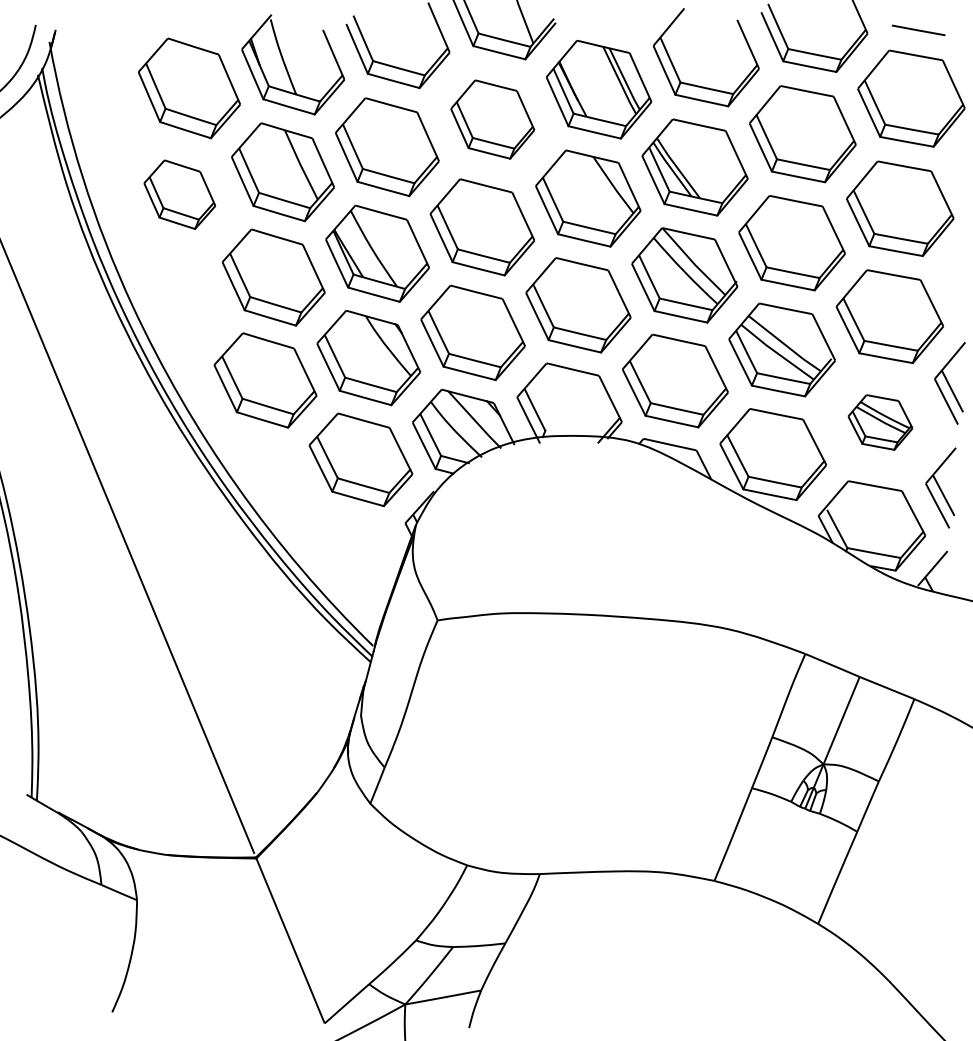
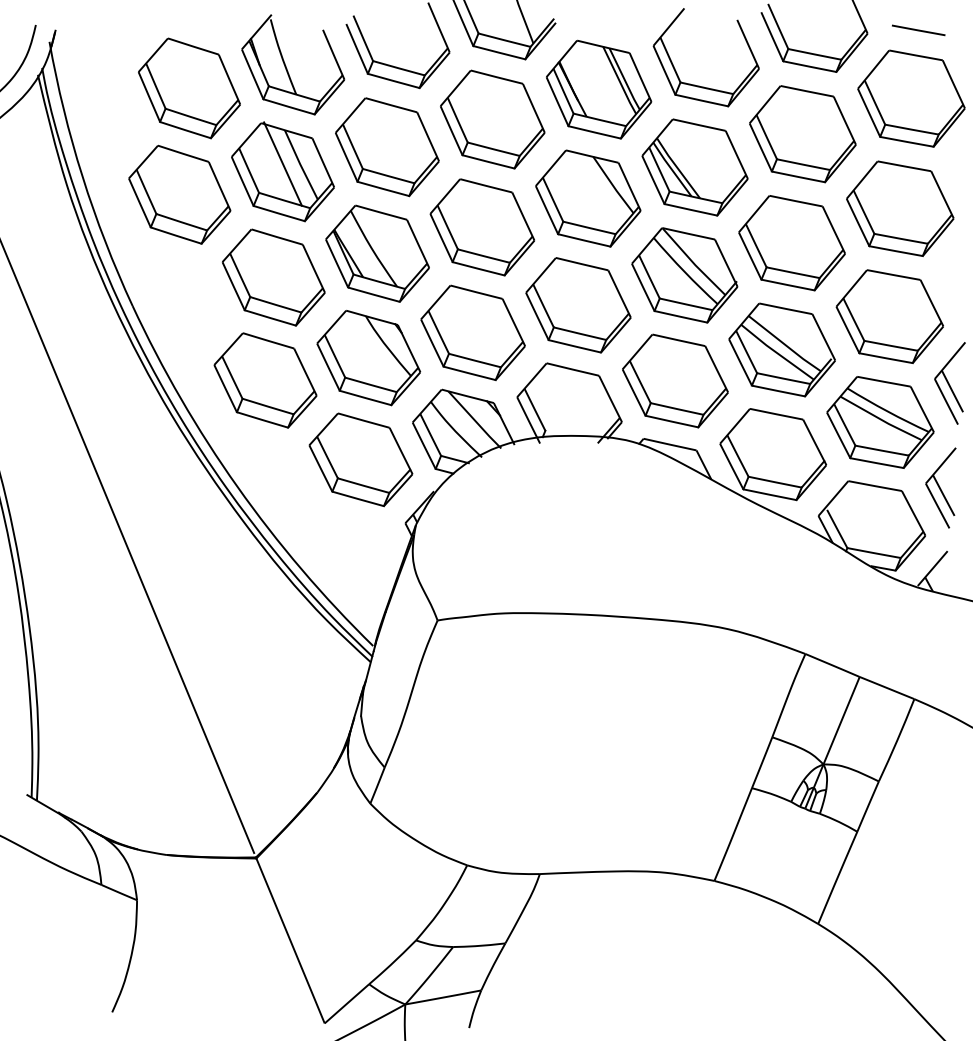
part size: 86x81 px -> 106x101 px (492, 119)
line: none -> present (282, 163)
part size: 74x71 px -> 104x101 px (179, 194)
part size: 67x57 px -> 109x93 px (880, 422)
